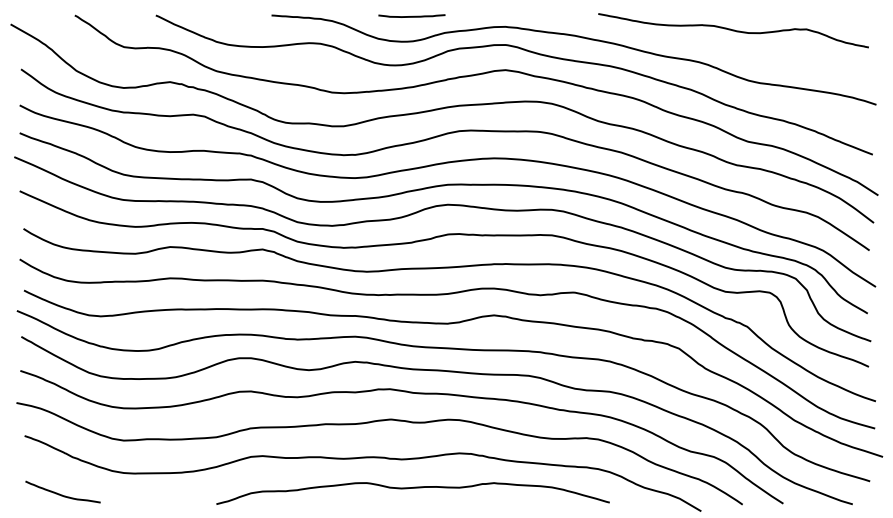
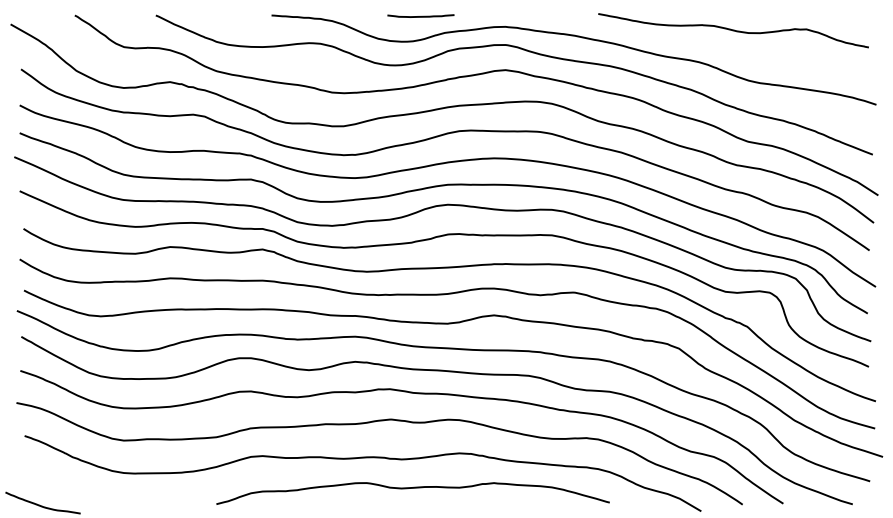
curve position: (412, 15) -> (421, 15) (421, 15)
curve position: (62, 494) -> (42, 505) (42, 505)
